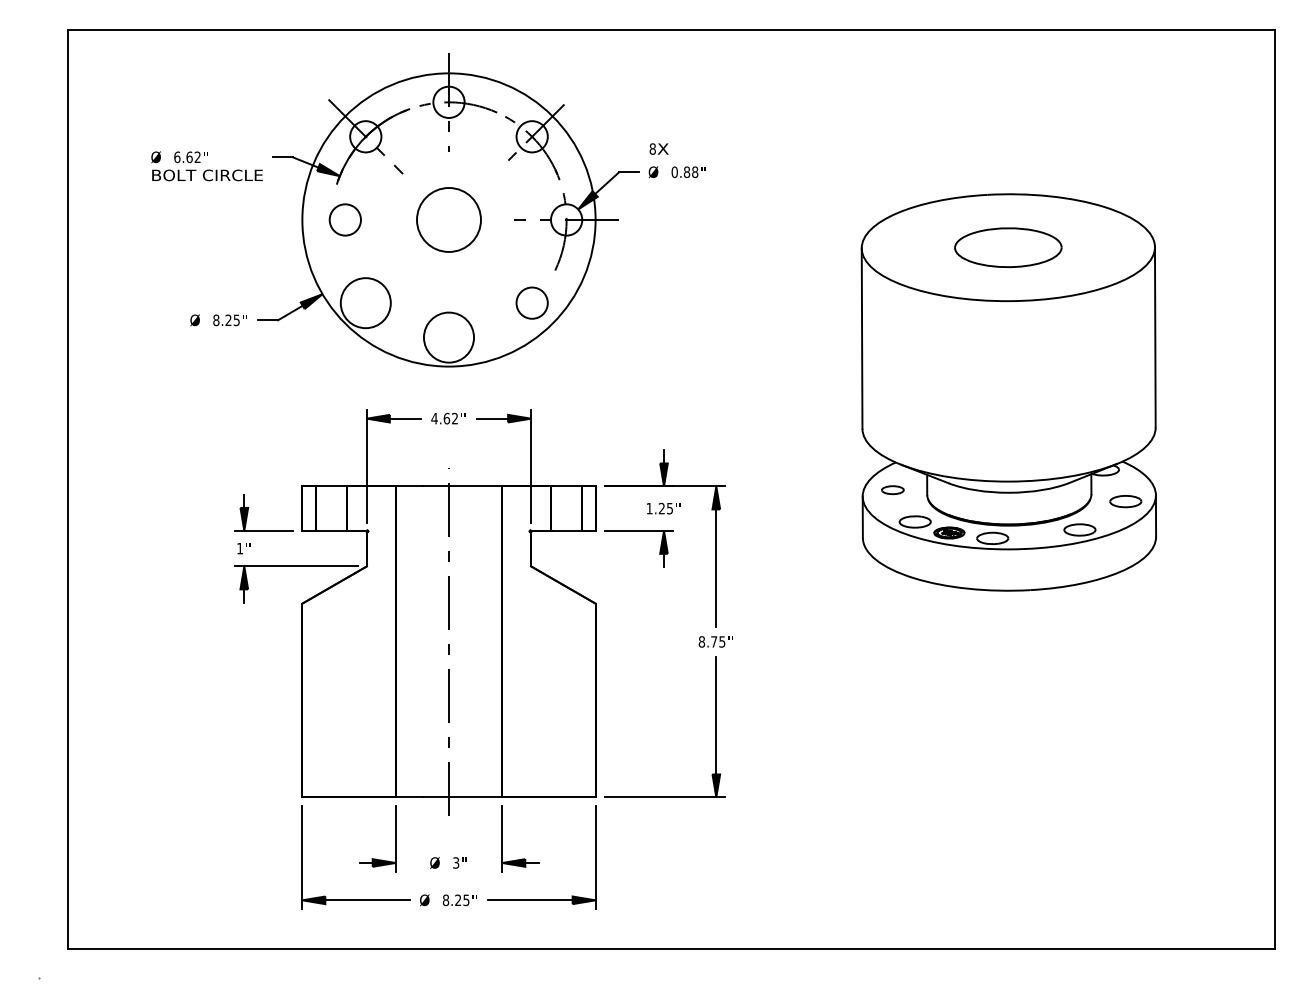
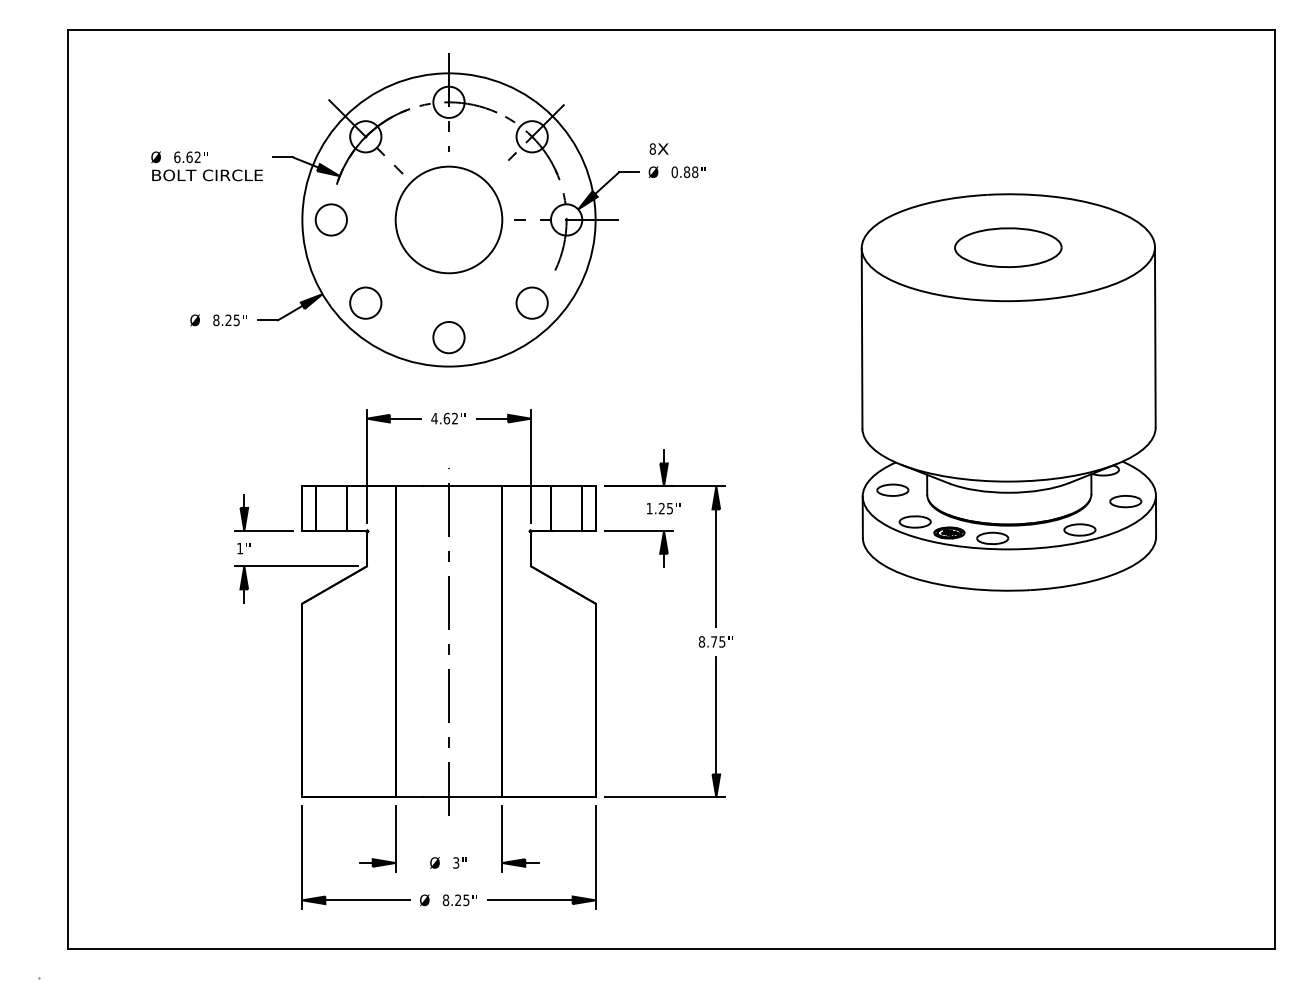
circle position: (344, 219) -> (330, 219) (330, 219)
circle diameter: 64 px -> 107 px (448, 219)
circle diameter: 50 px -> 31 px (365, 302)
circle diameter: 50 px -> 31 px (448, 337)
part size: 24x11 px -> 34x14 px (892, 489)
